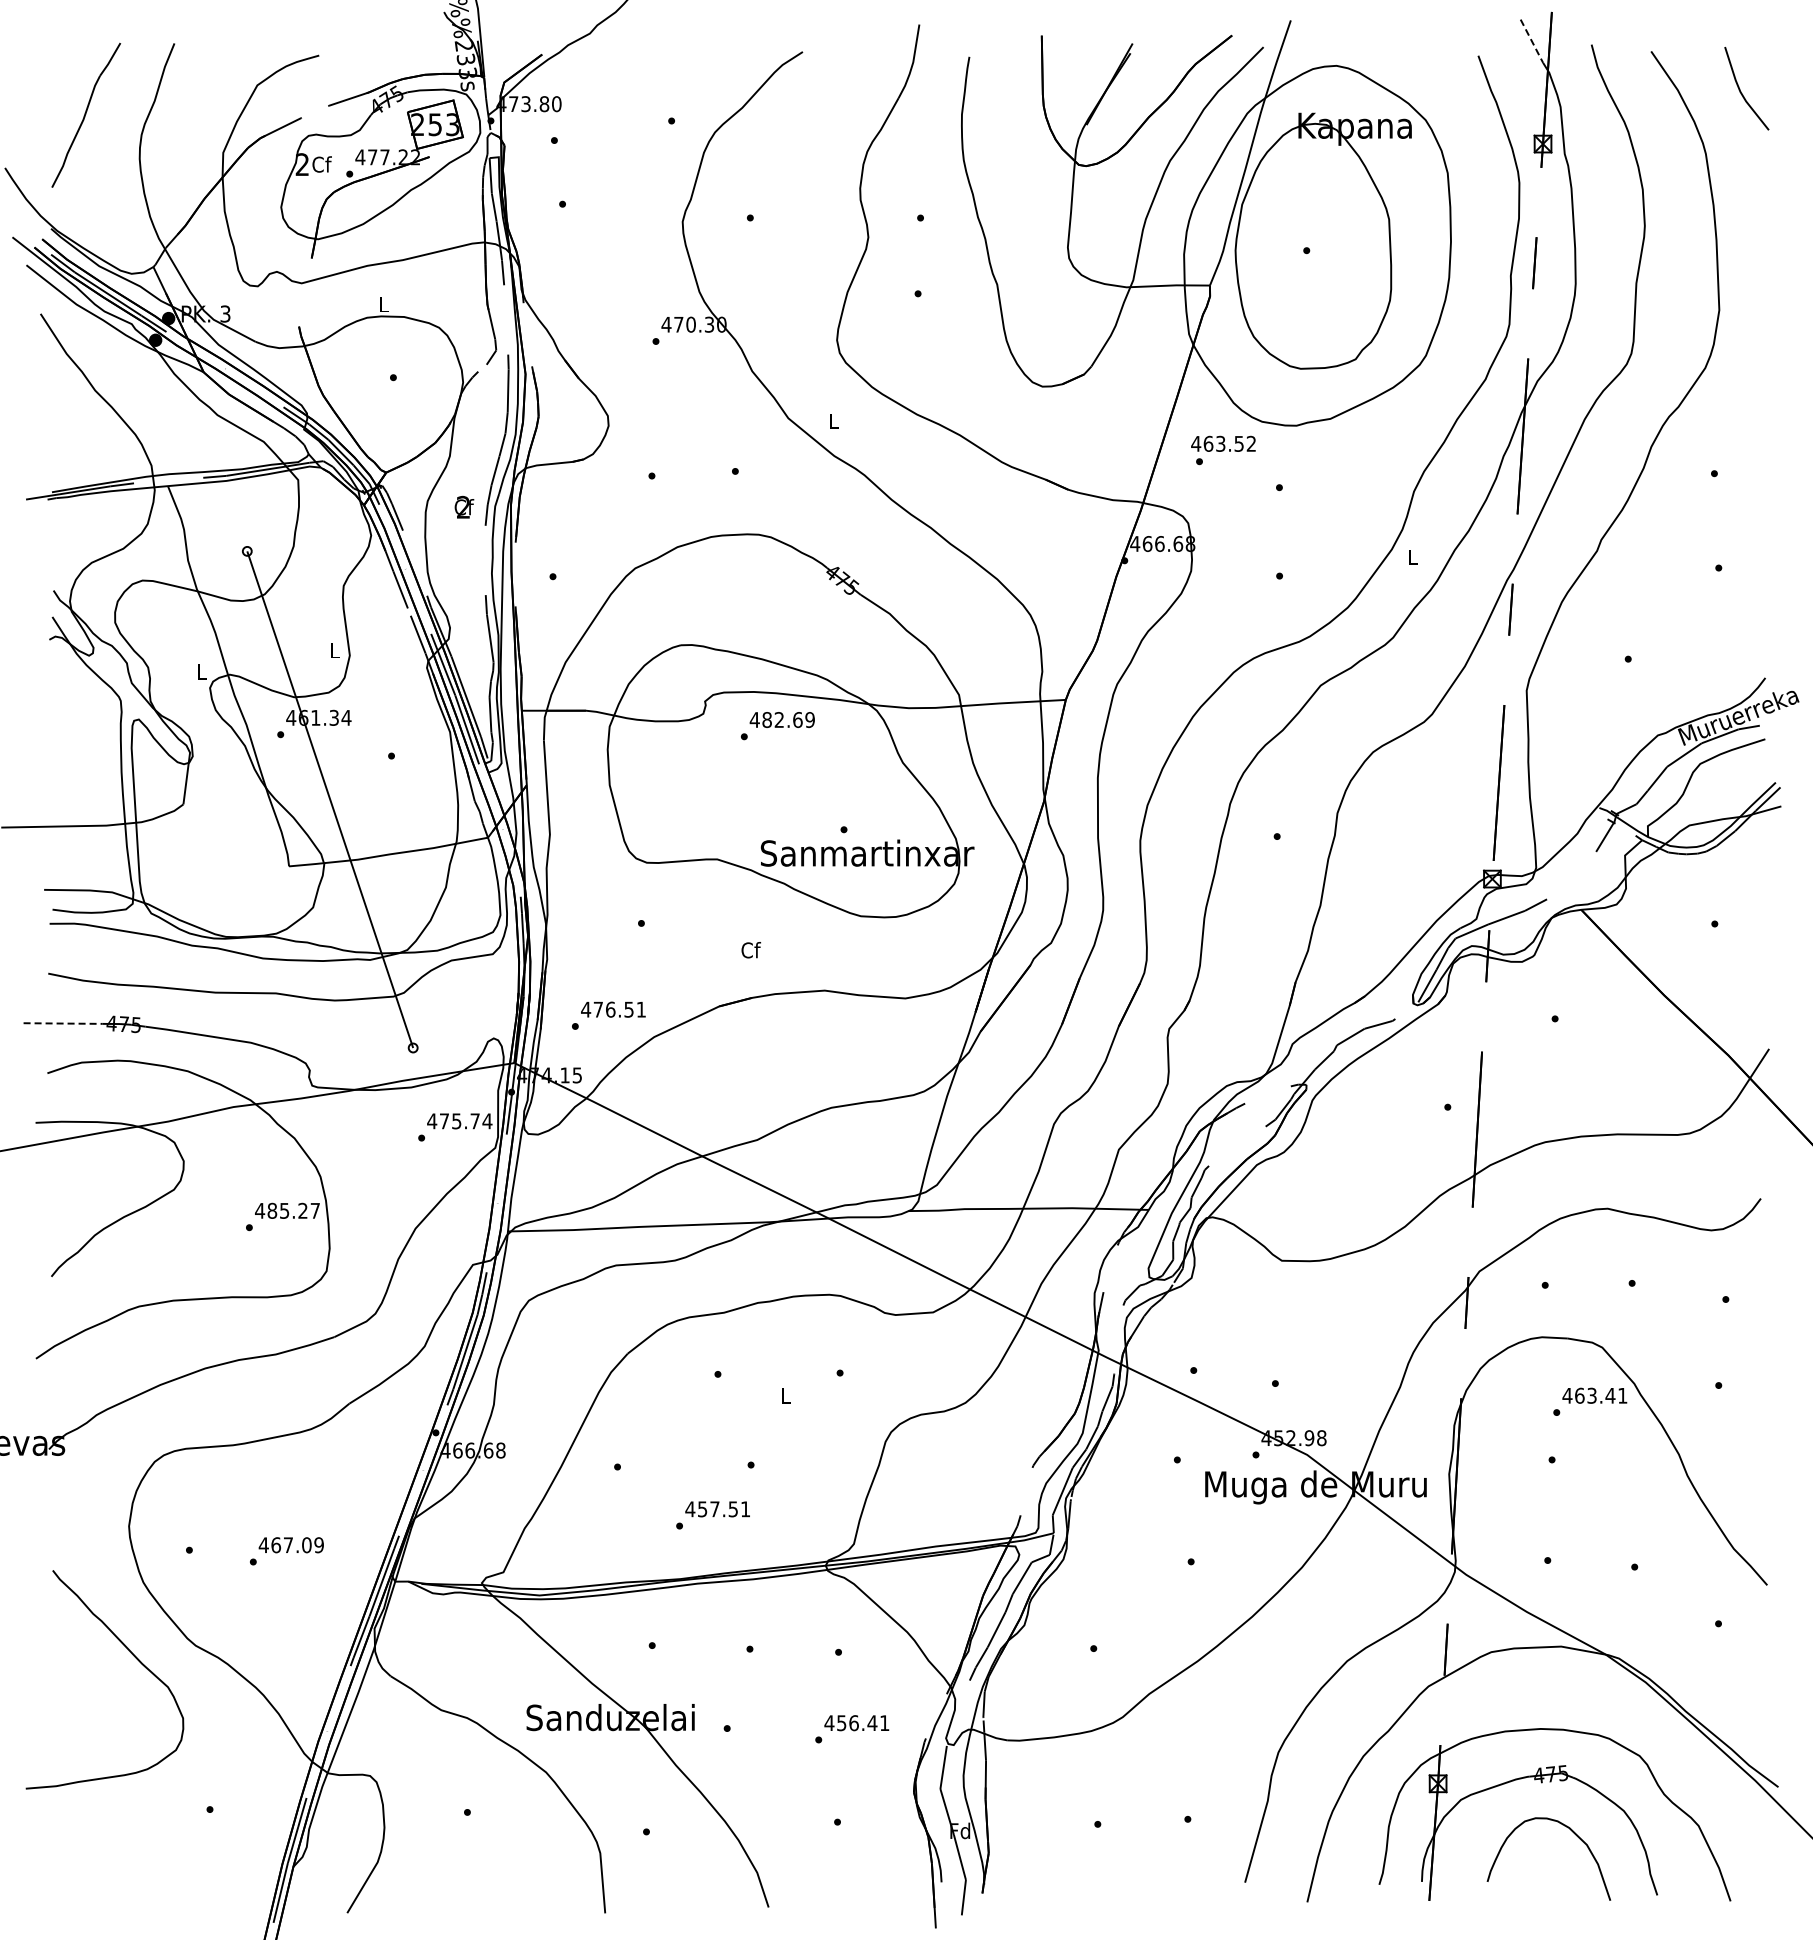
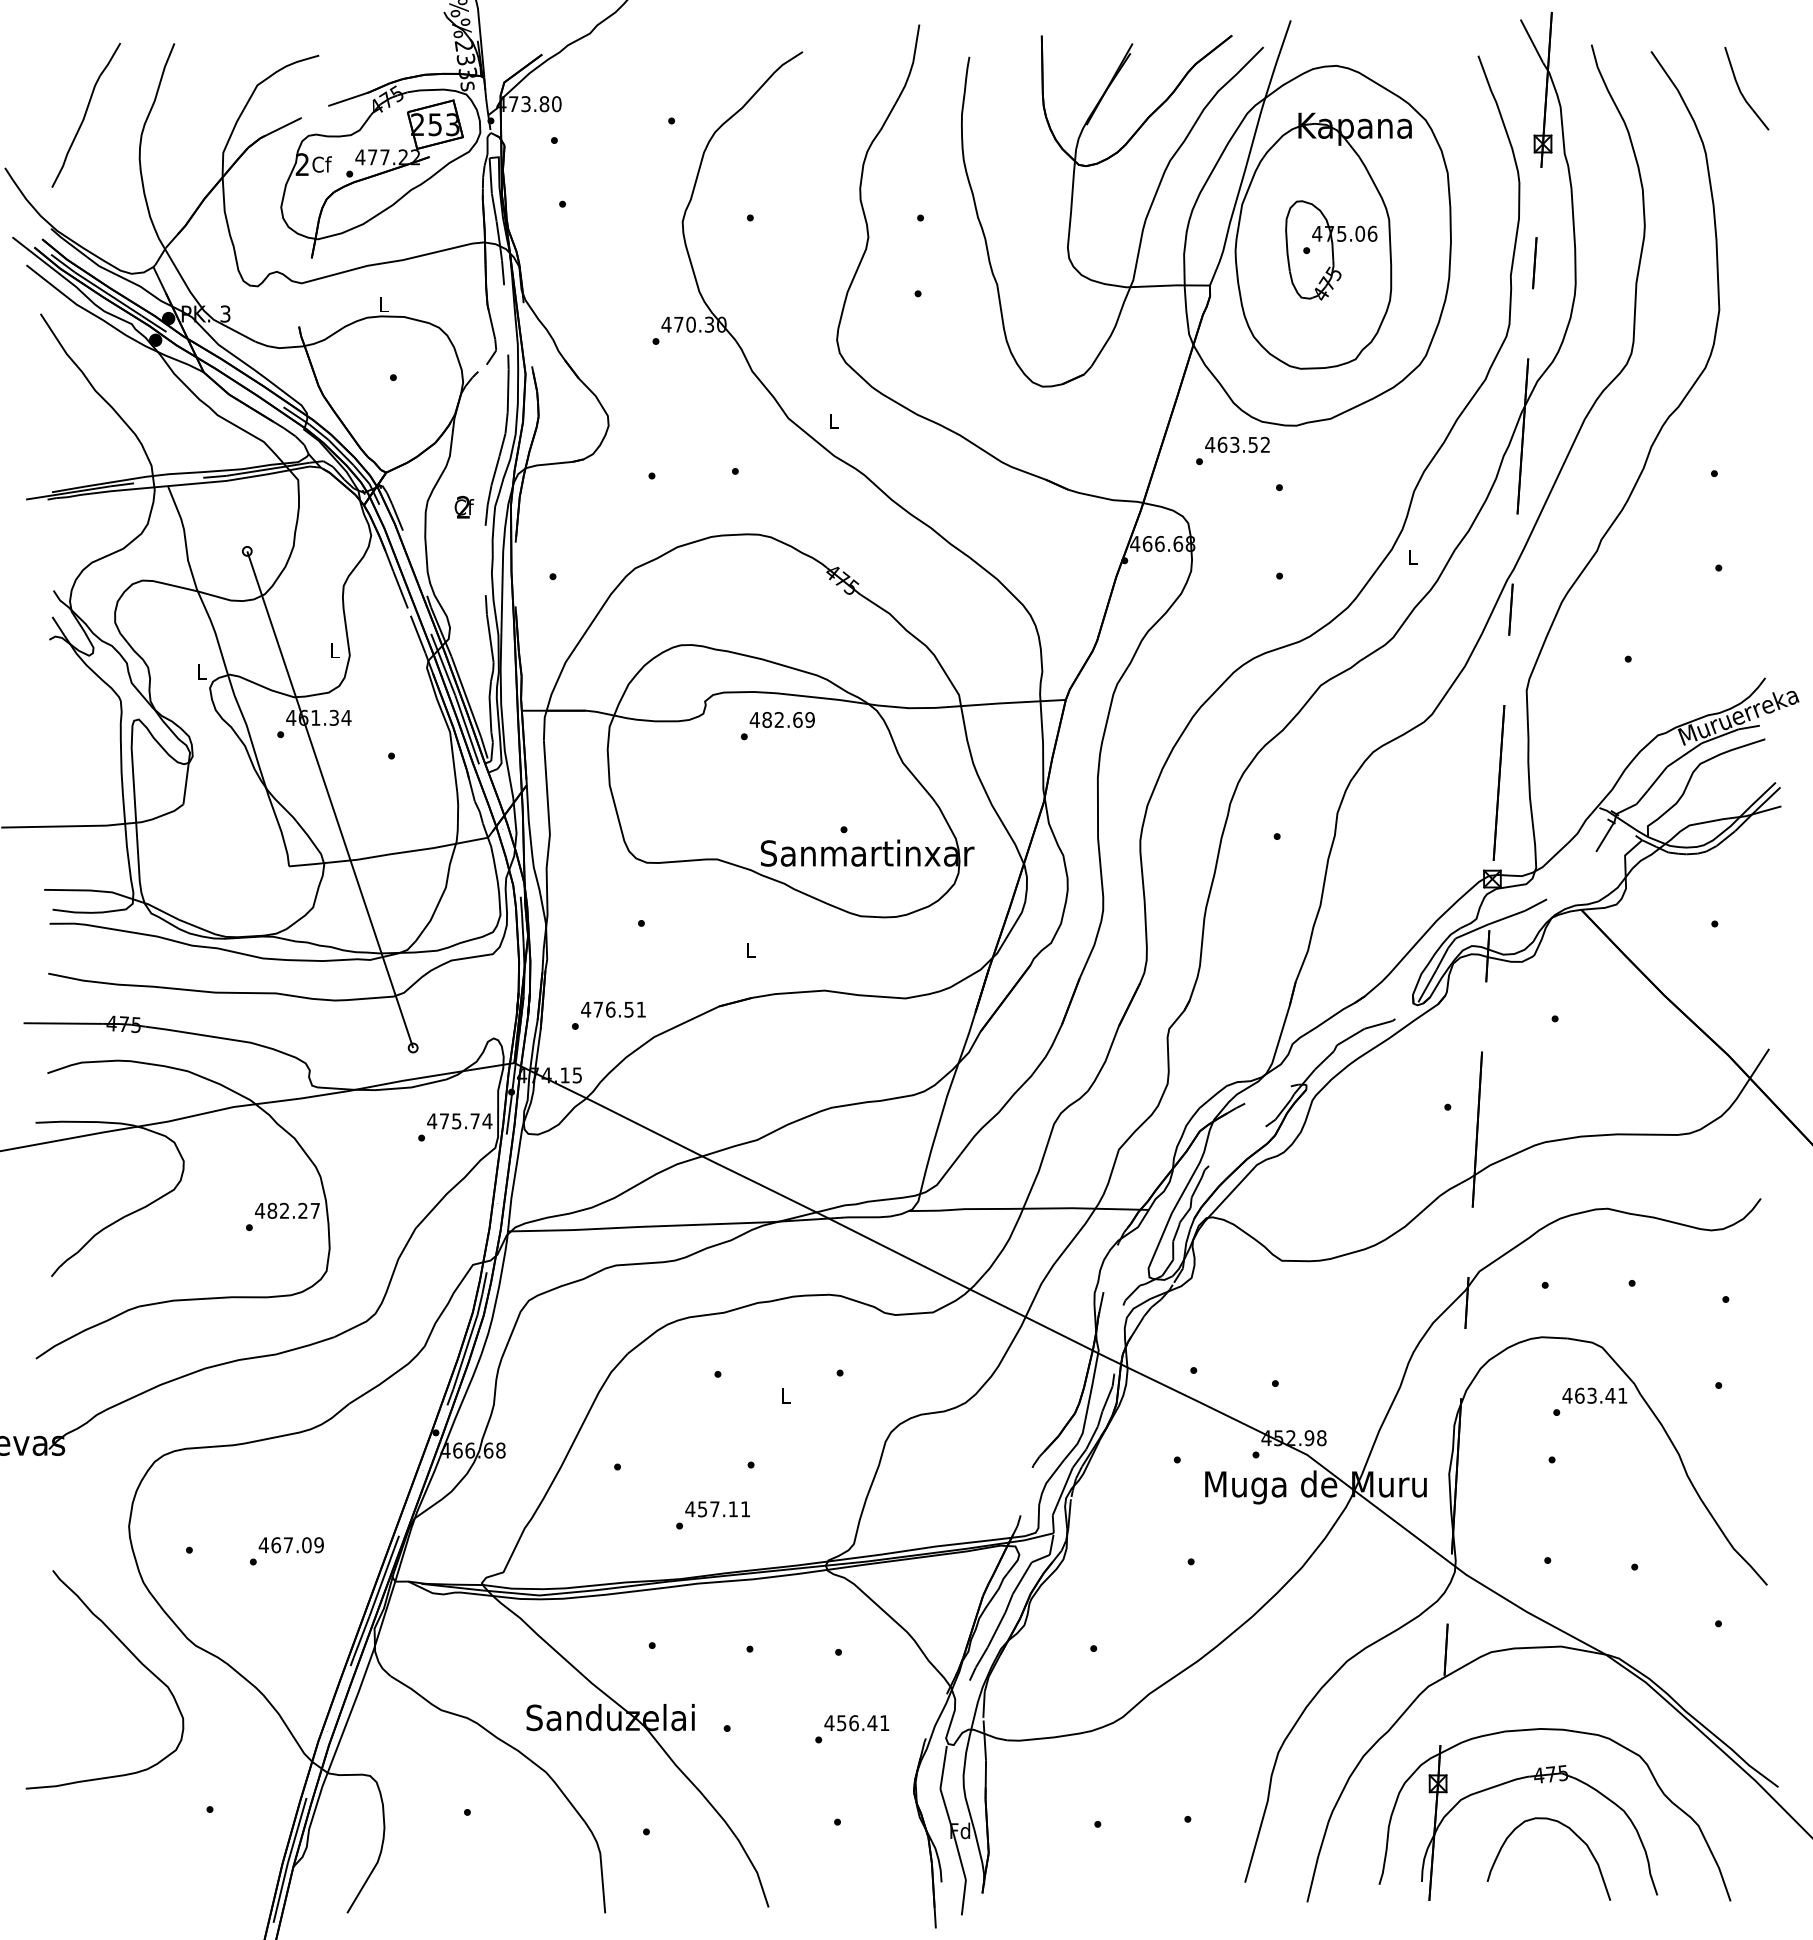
line: dashed -> solid (1532, 41)
part: none -> present (1331, 250)
text position: (1223, 443) -> (1237, 444) (1237, 444)
text: Cf -> L (751, 950)
line: dashed -> solid (63, 1023)
text: 485.27 -> 482.27 (284, 1210)
text: 457.51 -> 457.11 (732, 1509)
